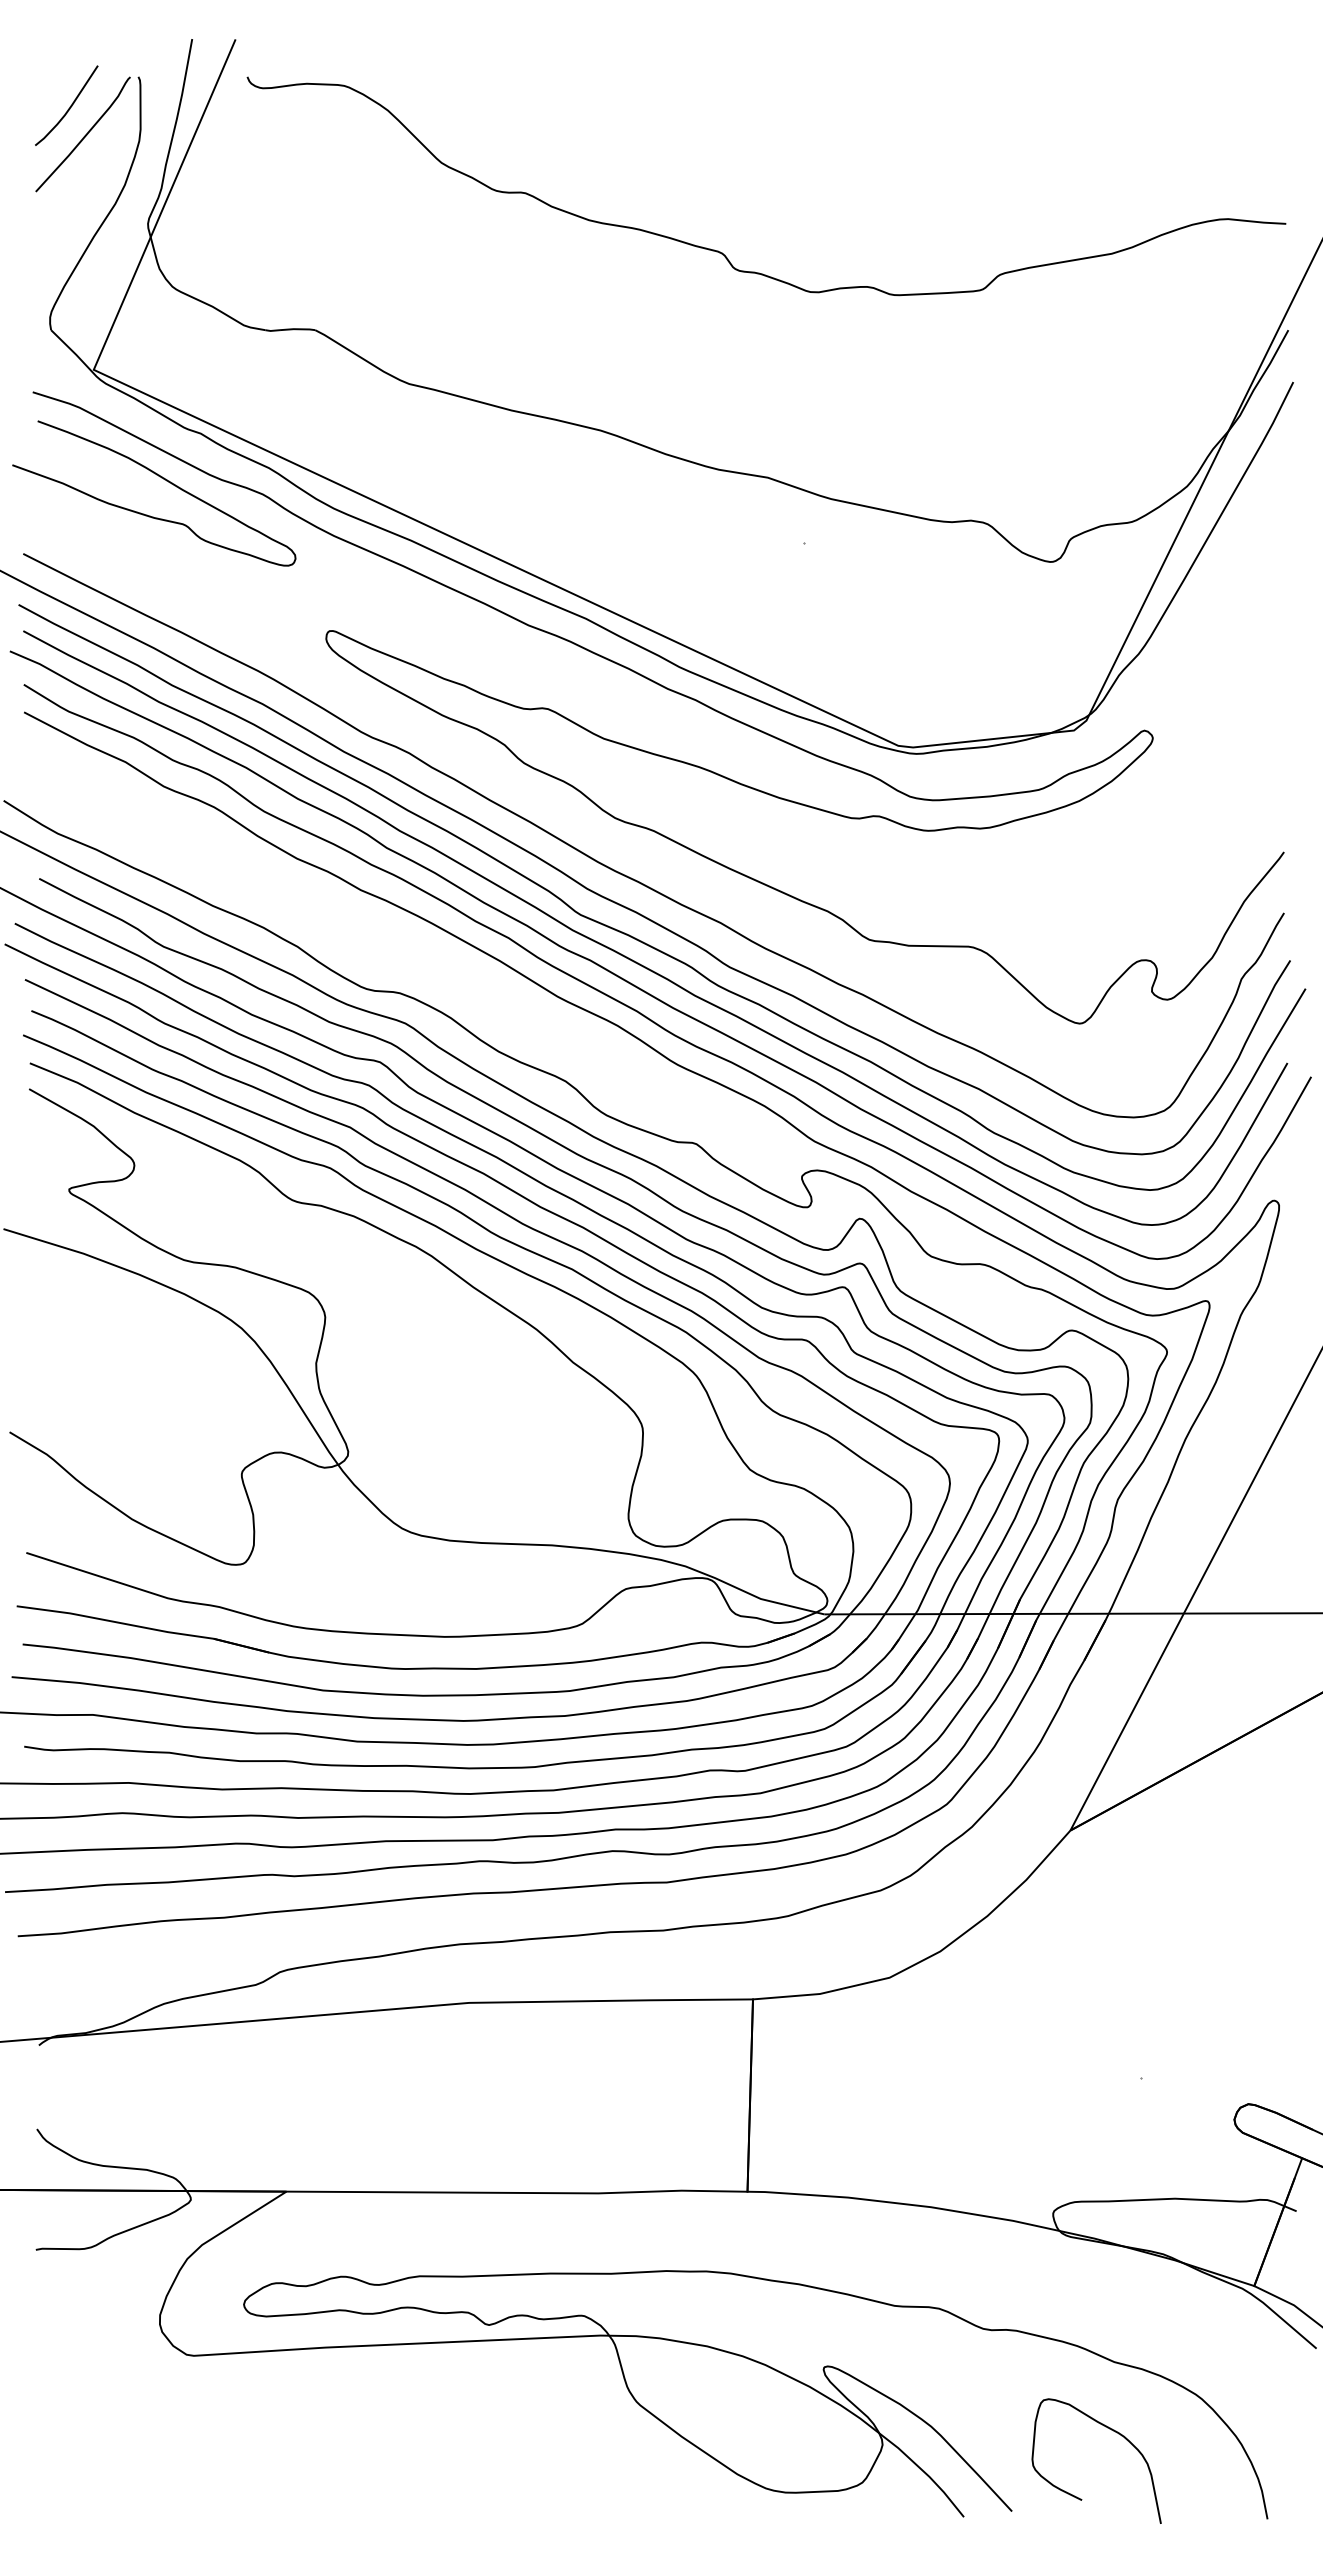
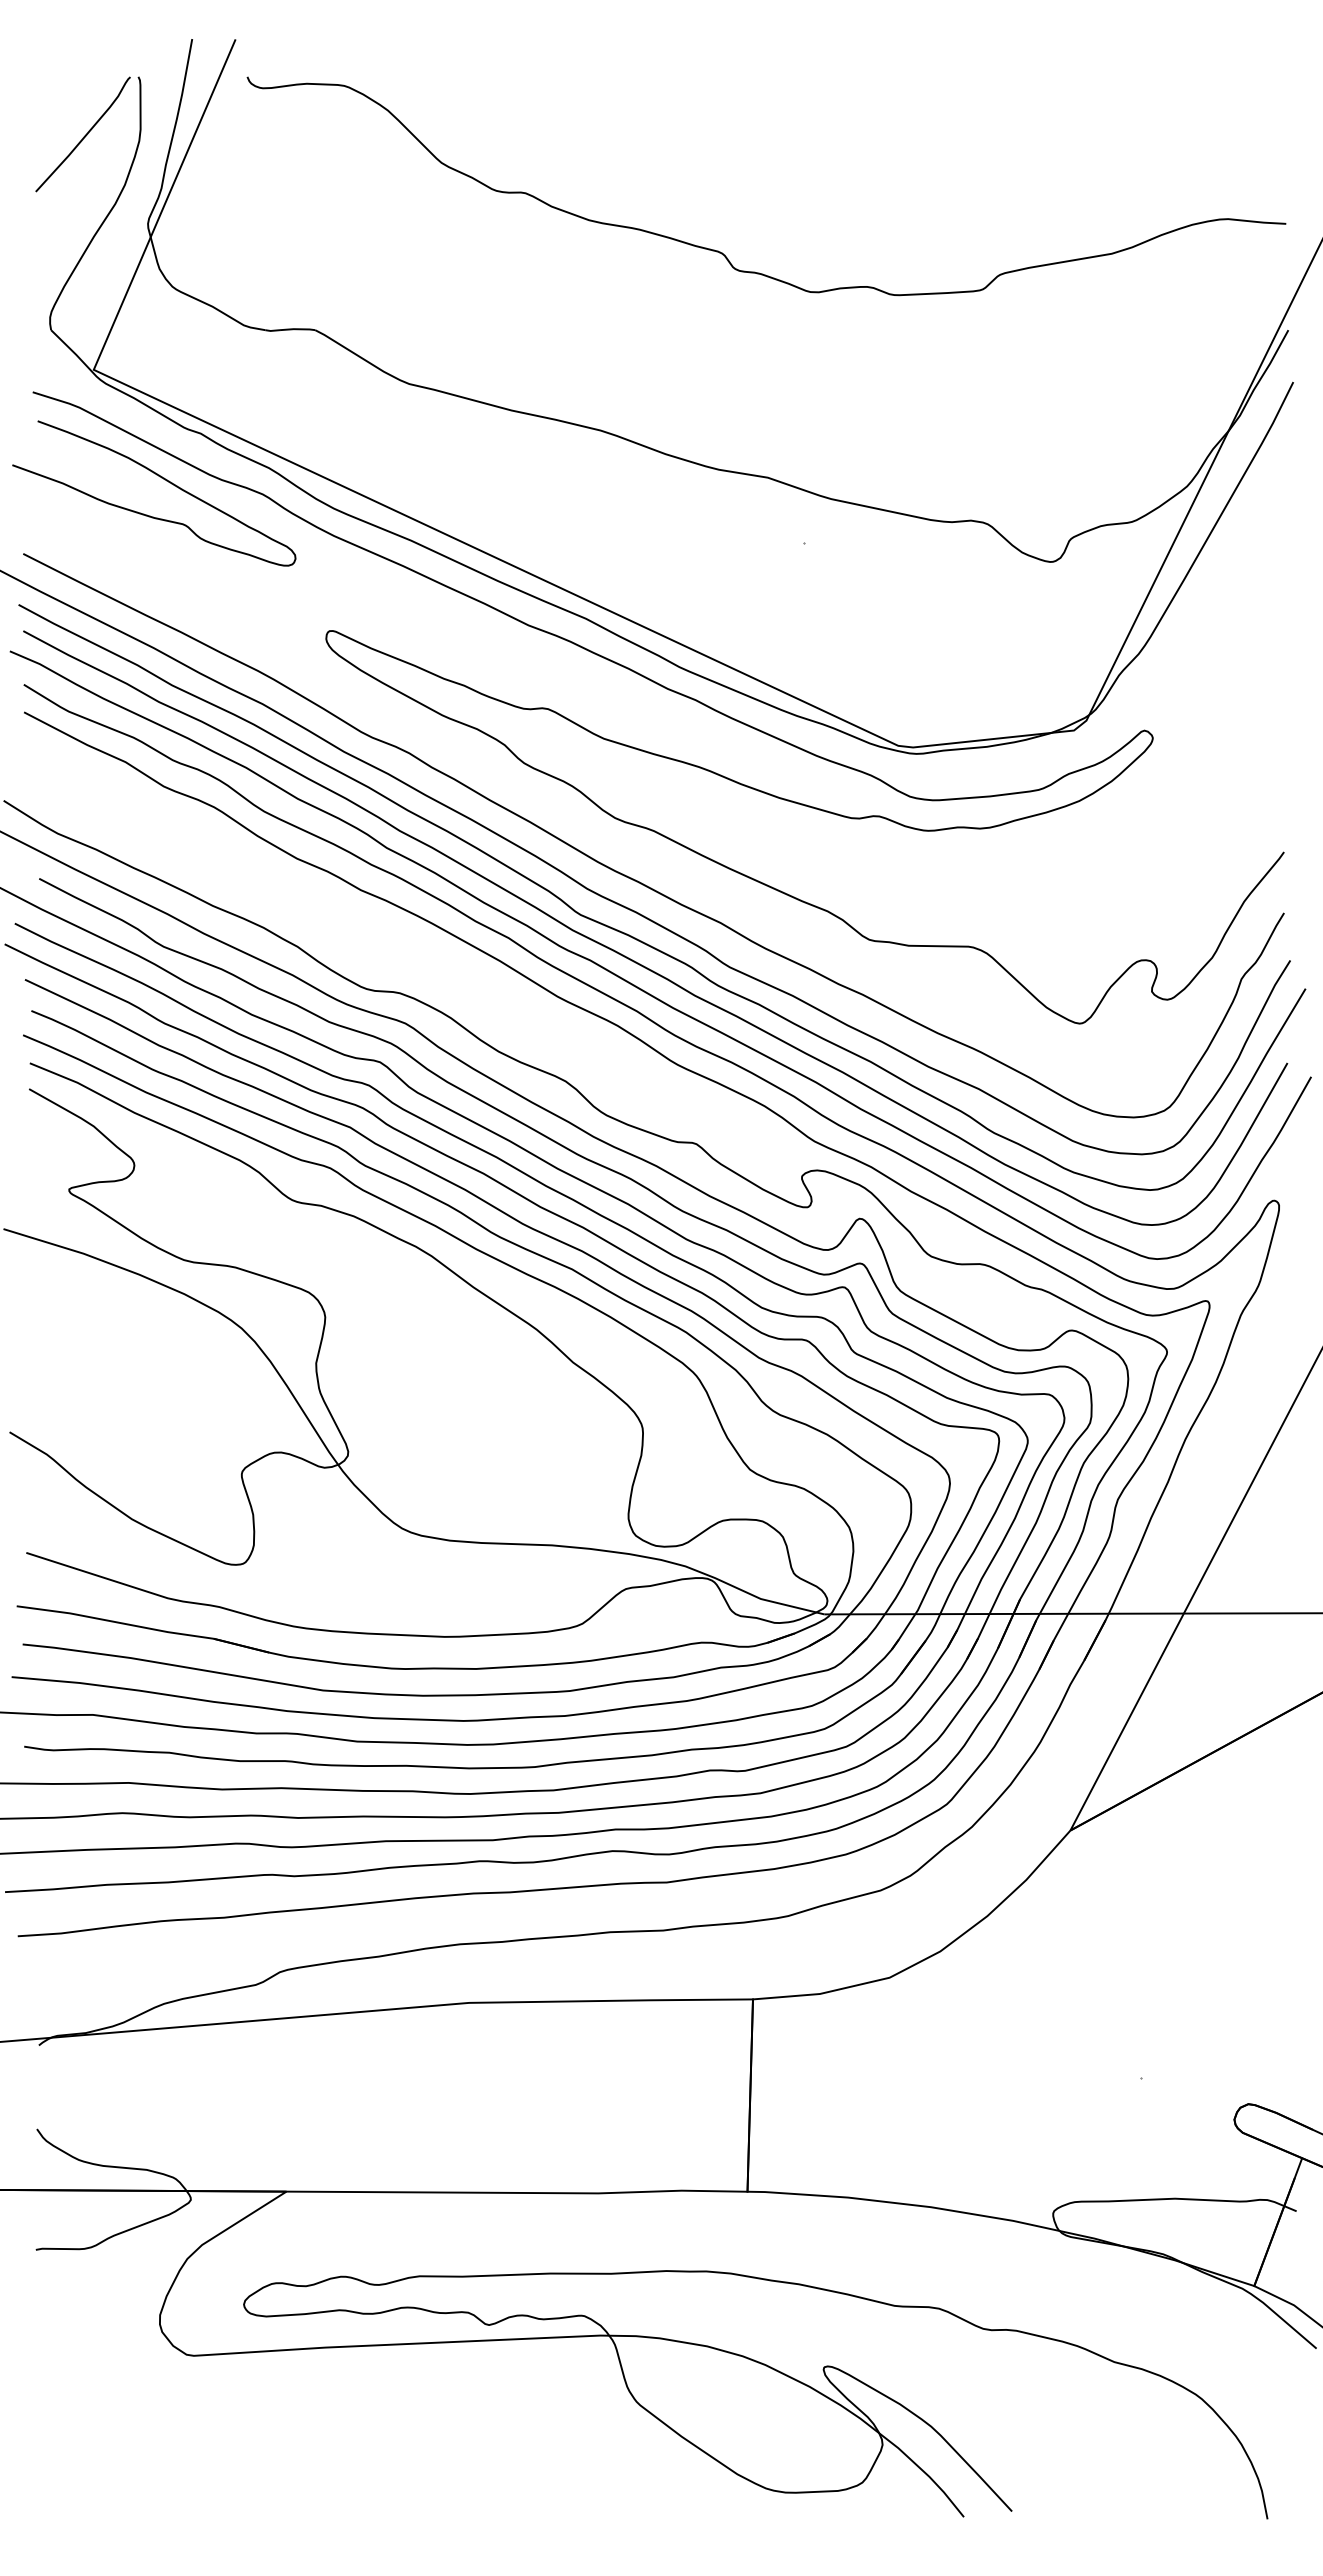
curve: present -> none (69, 106)
curve: present -> none (1111, 2430)
